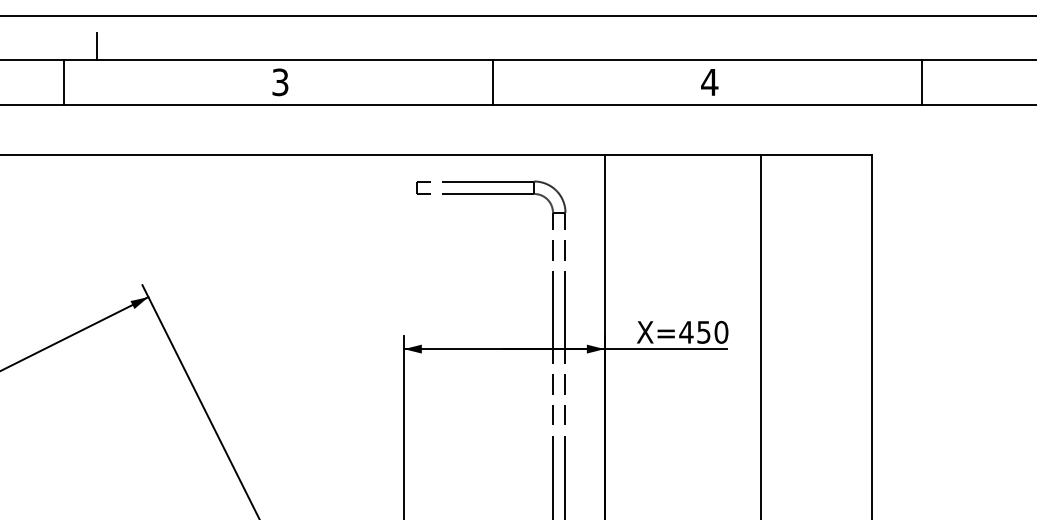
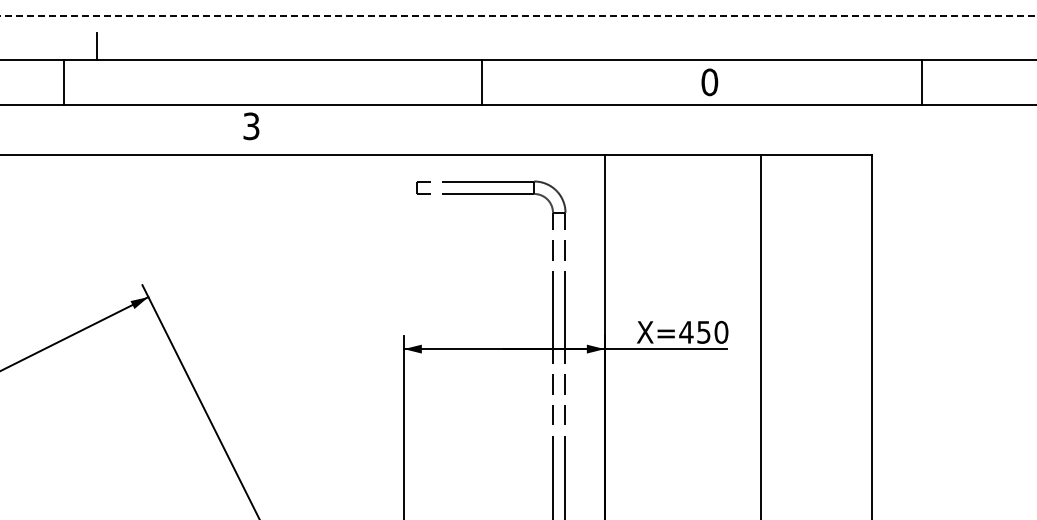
line: solid -> dashed (518, 15)
text position: (280, 82) -> (251, 126) (251, 126)
line position: (493, 82) -> (482, 82) (482, 82)
text: 4 -> 0 (709, 82)
